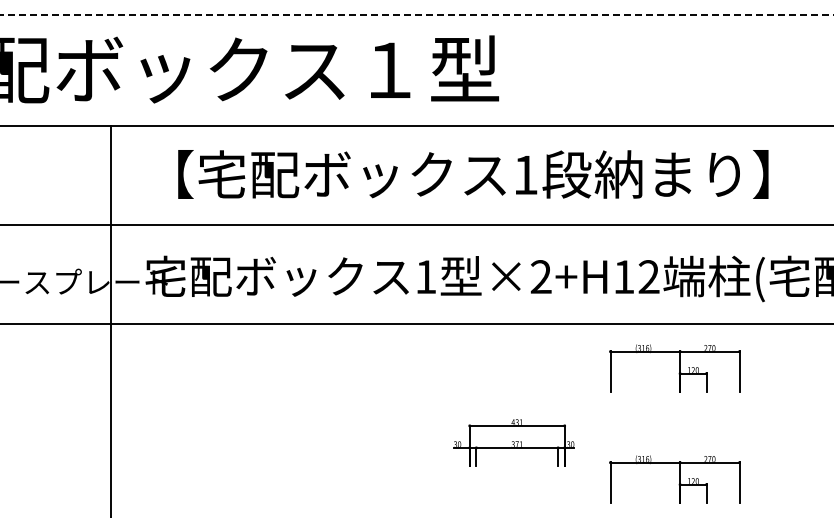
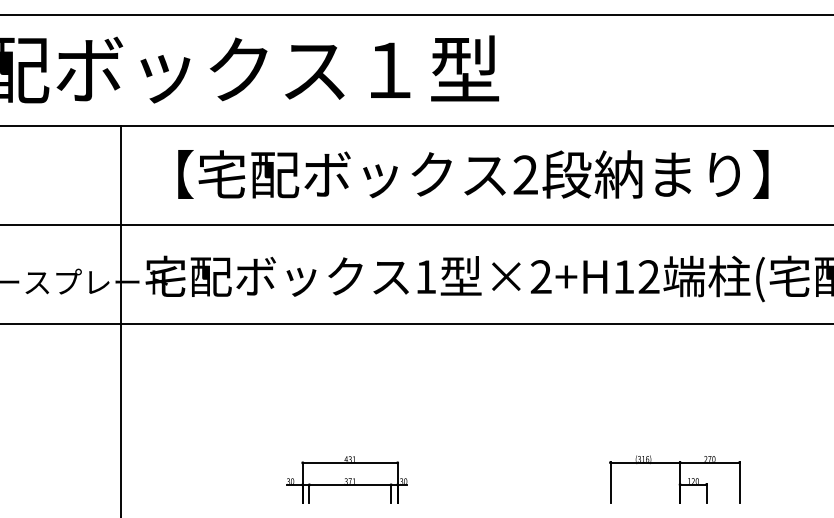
line: dashed -> solid (417, 15)
text: 1 -> 2 (525, 174)
line position: (111, 319) -> (121, 319) (121, 319)
part: present -> none (674, 368)
part position: (513, 442) -> (346, 479) (346, 479)
